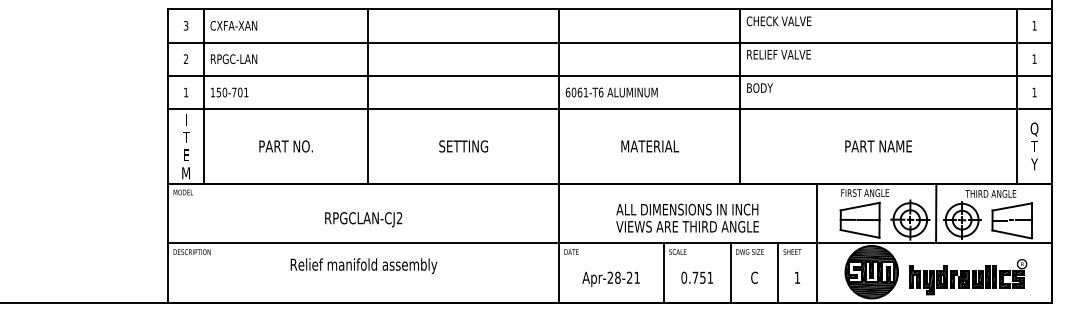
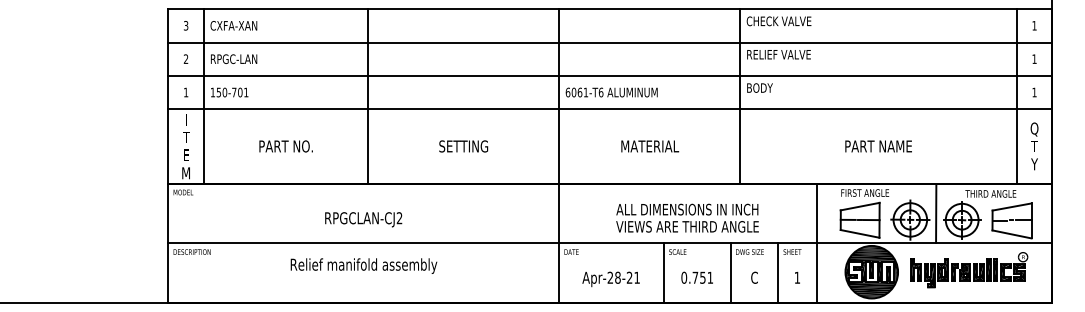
part position: (968, 277) -> (969, 270) (969, 270)
